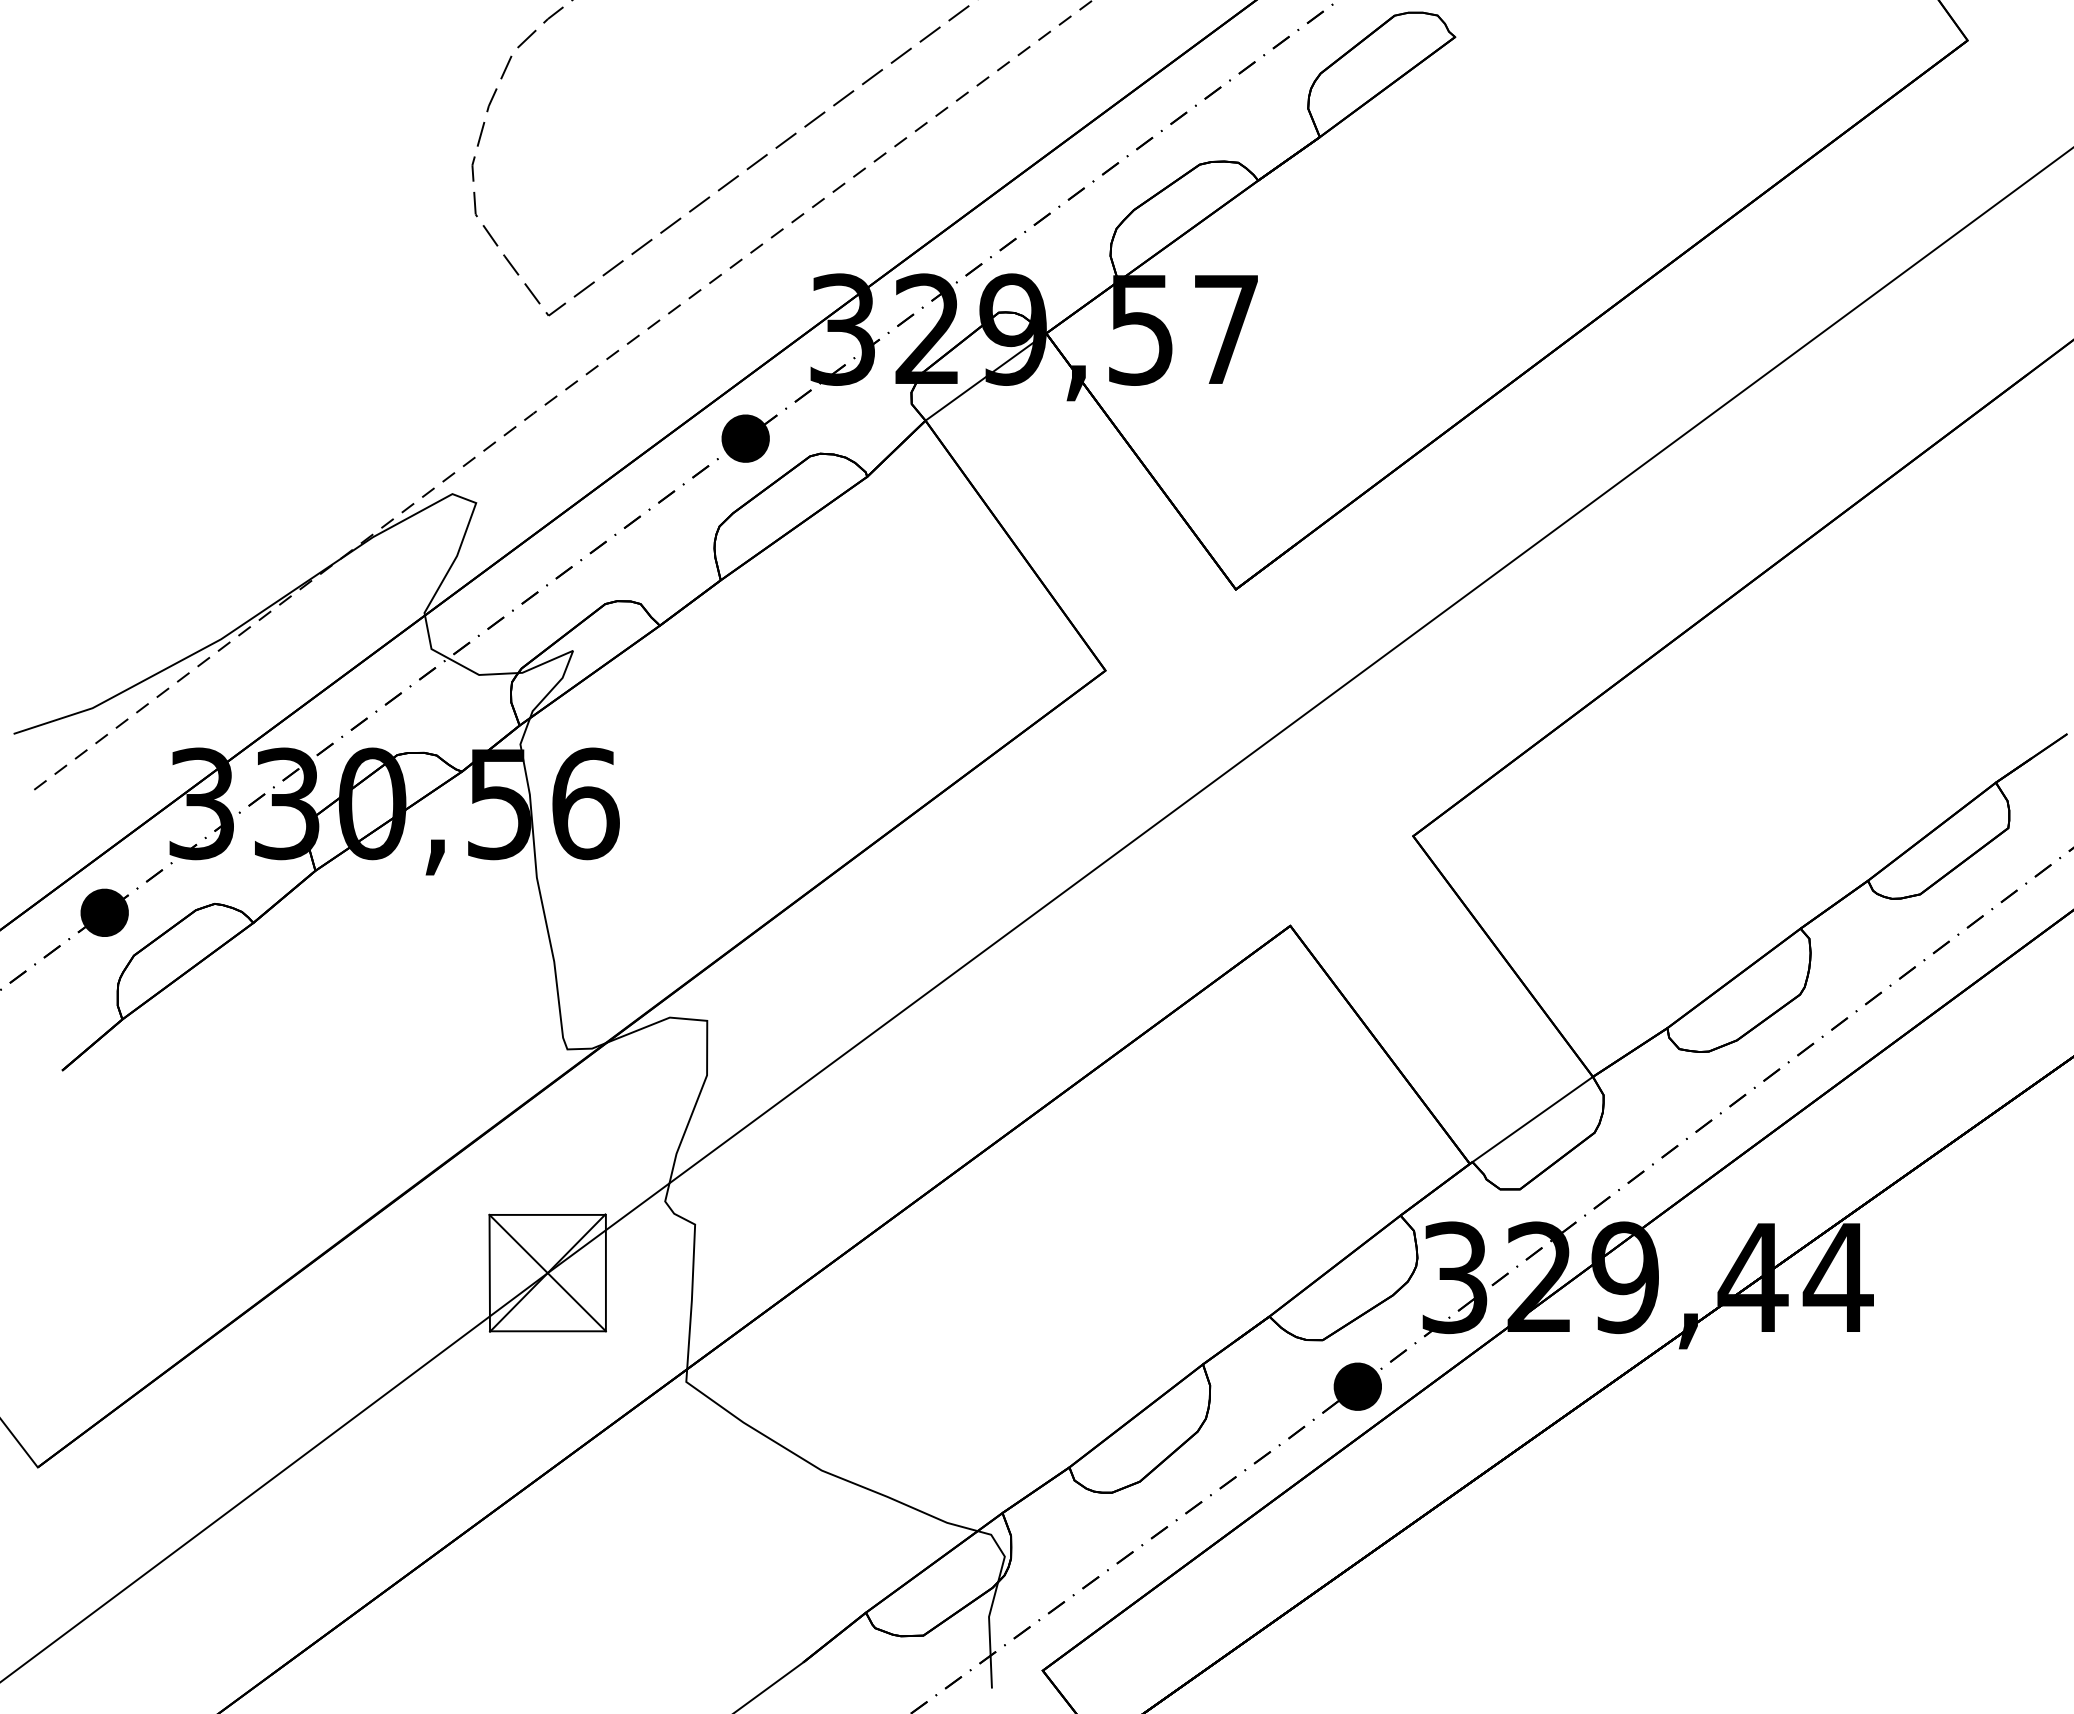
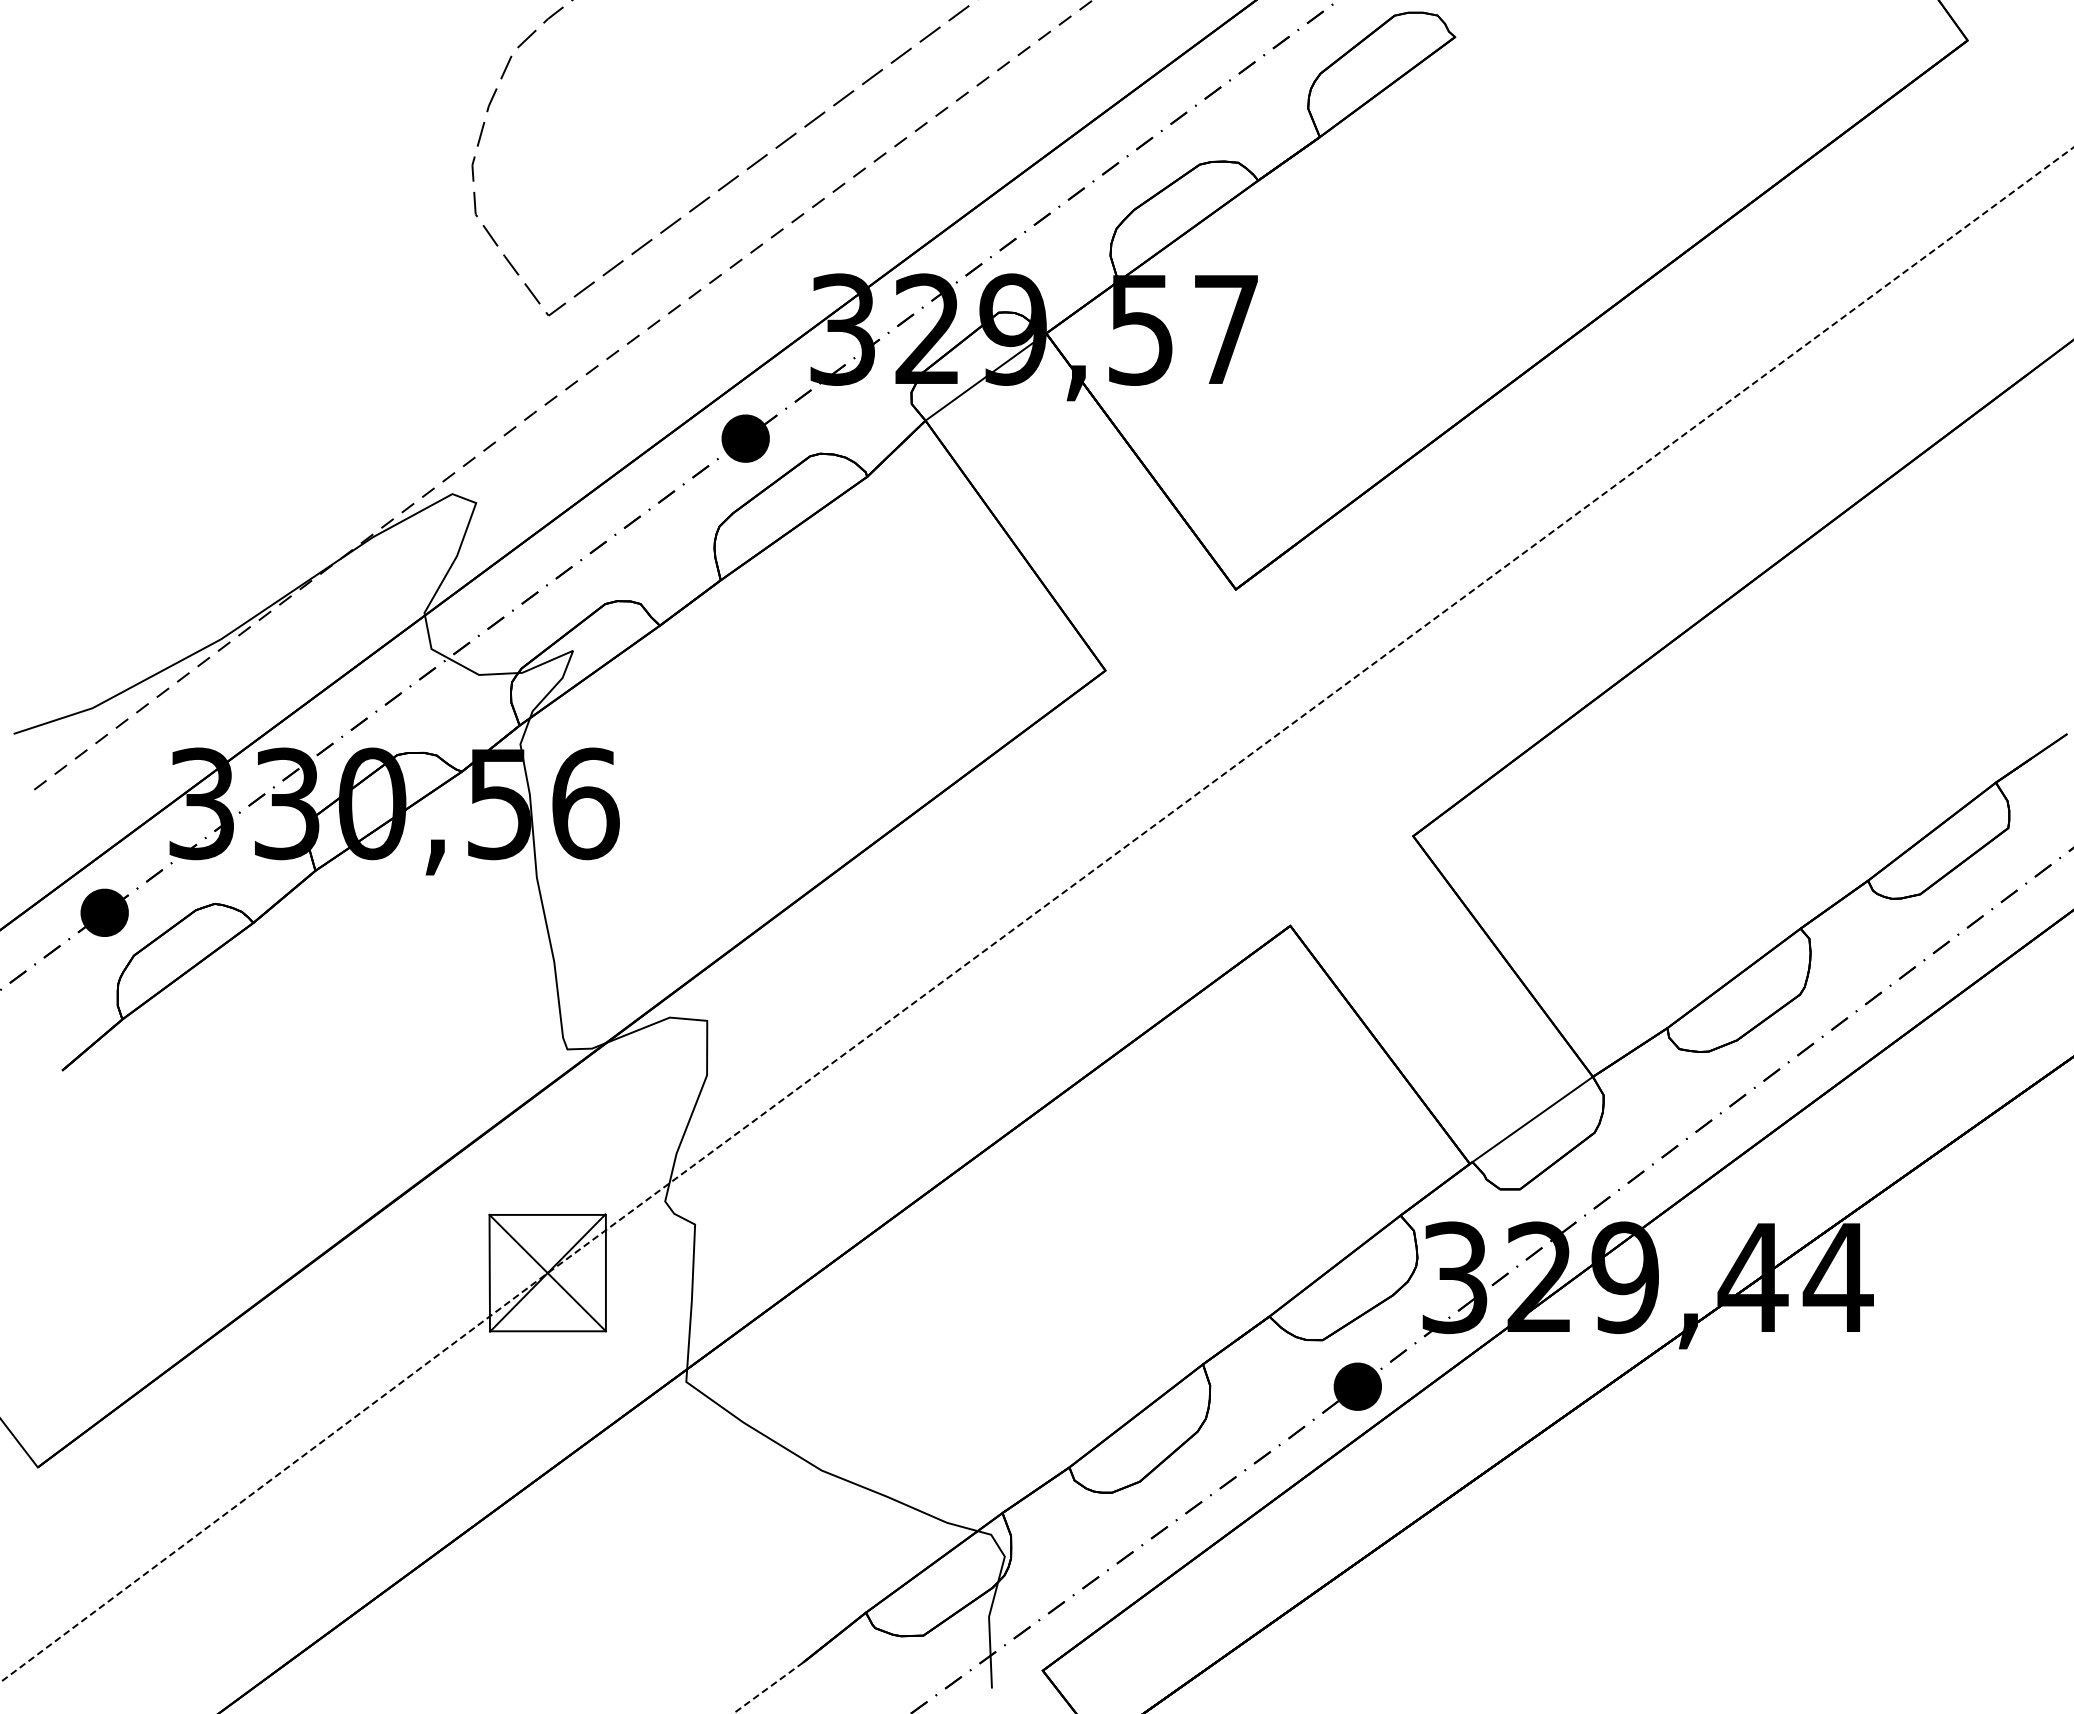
line: solid -> dashed (1035, 913)
line: solid -> dashed (767, 1688)
